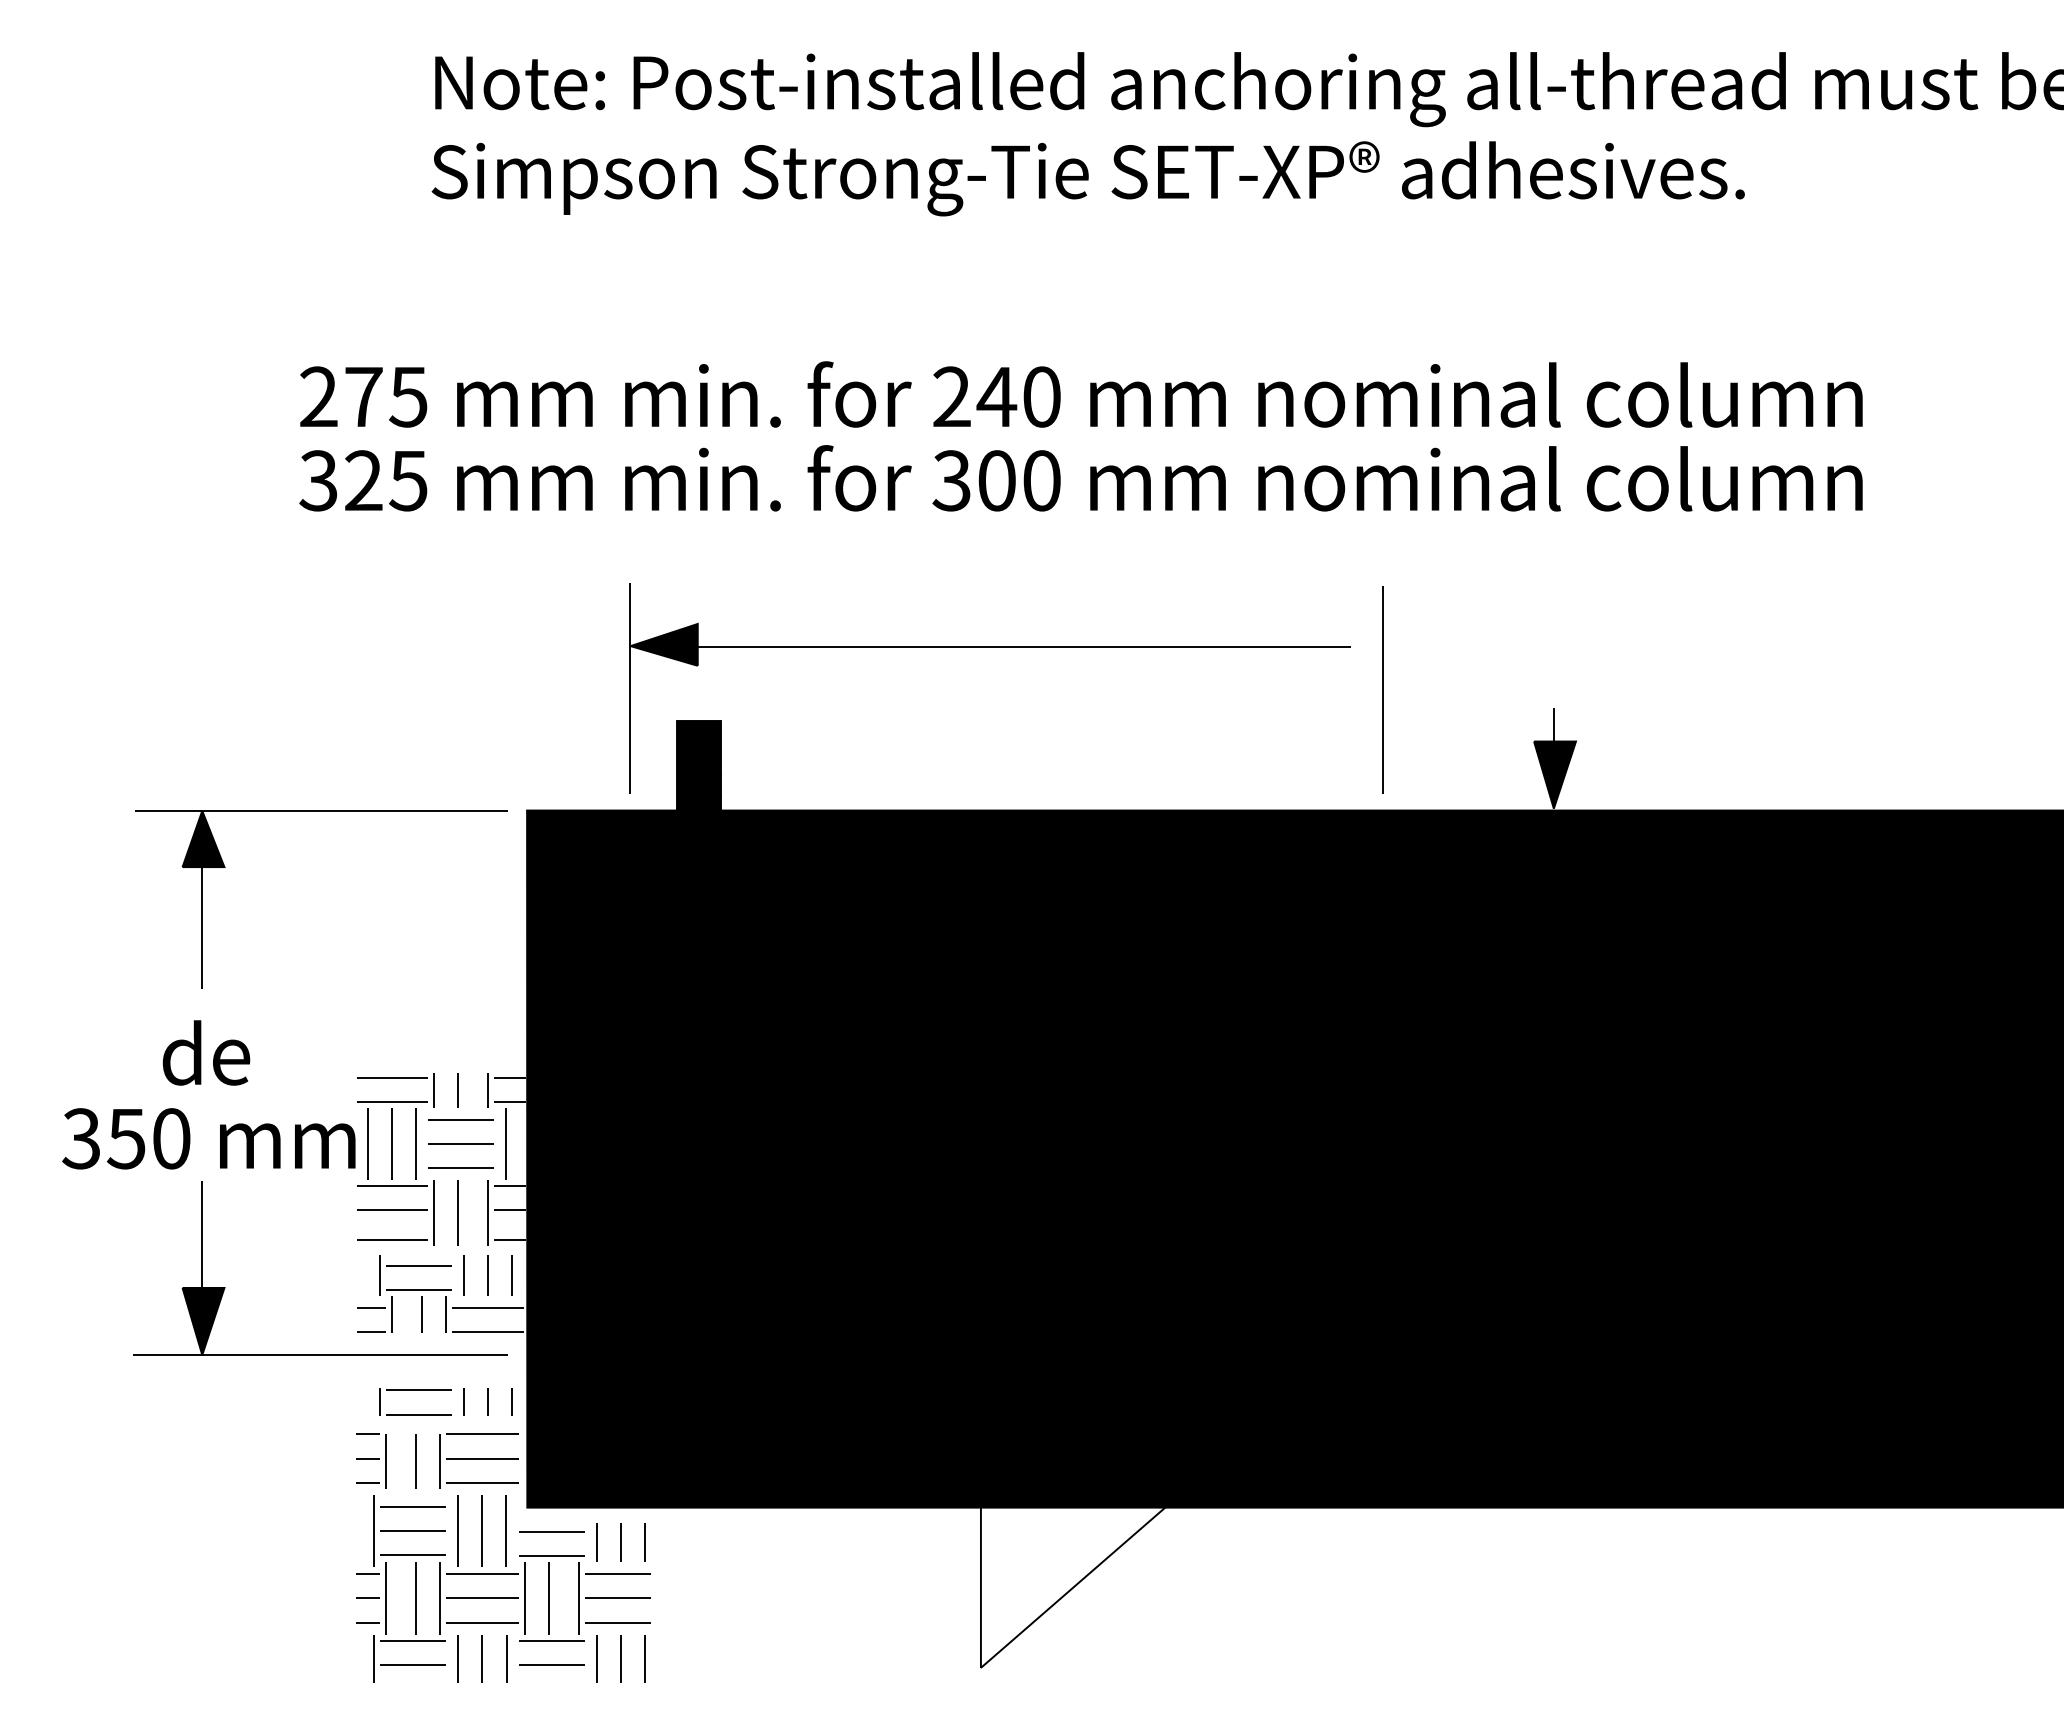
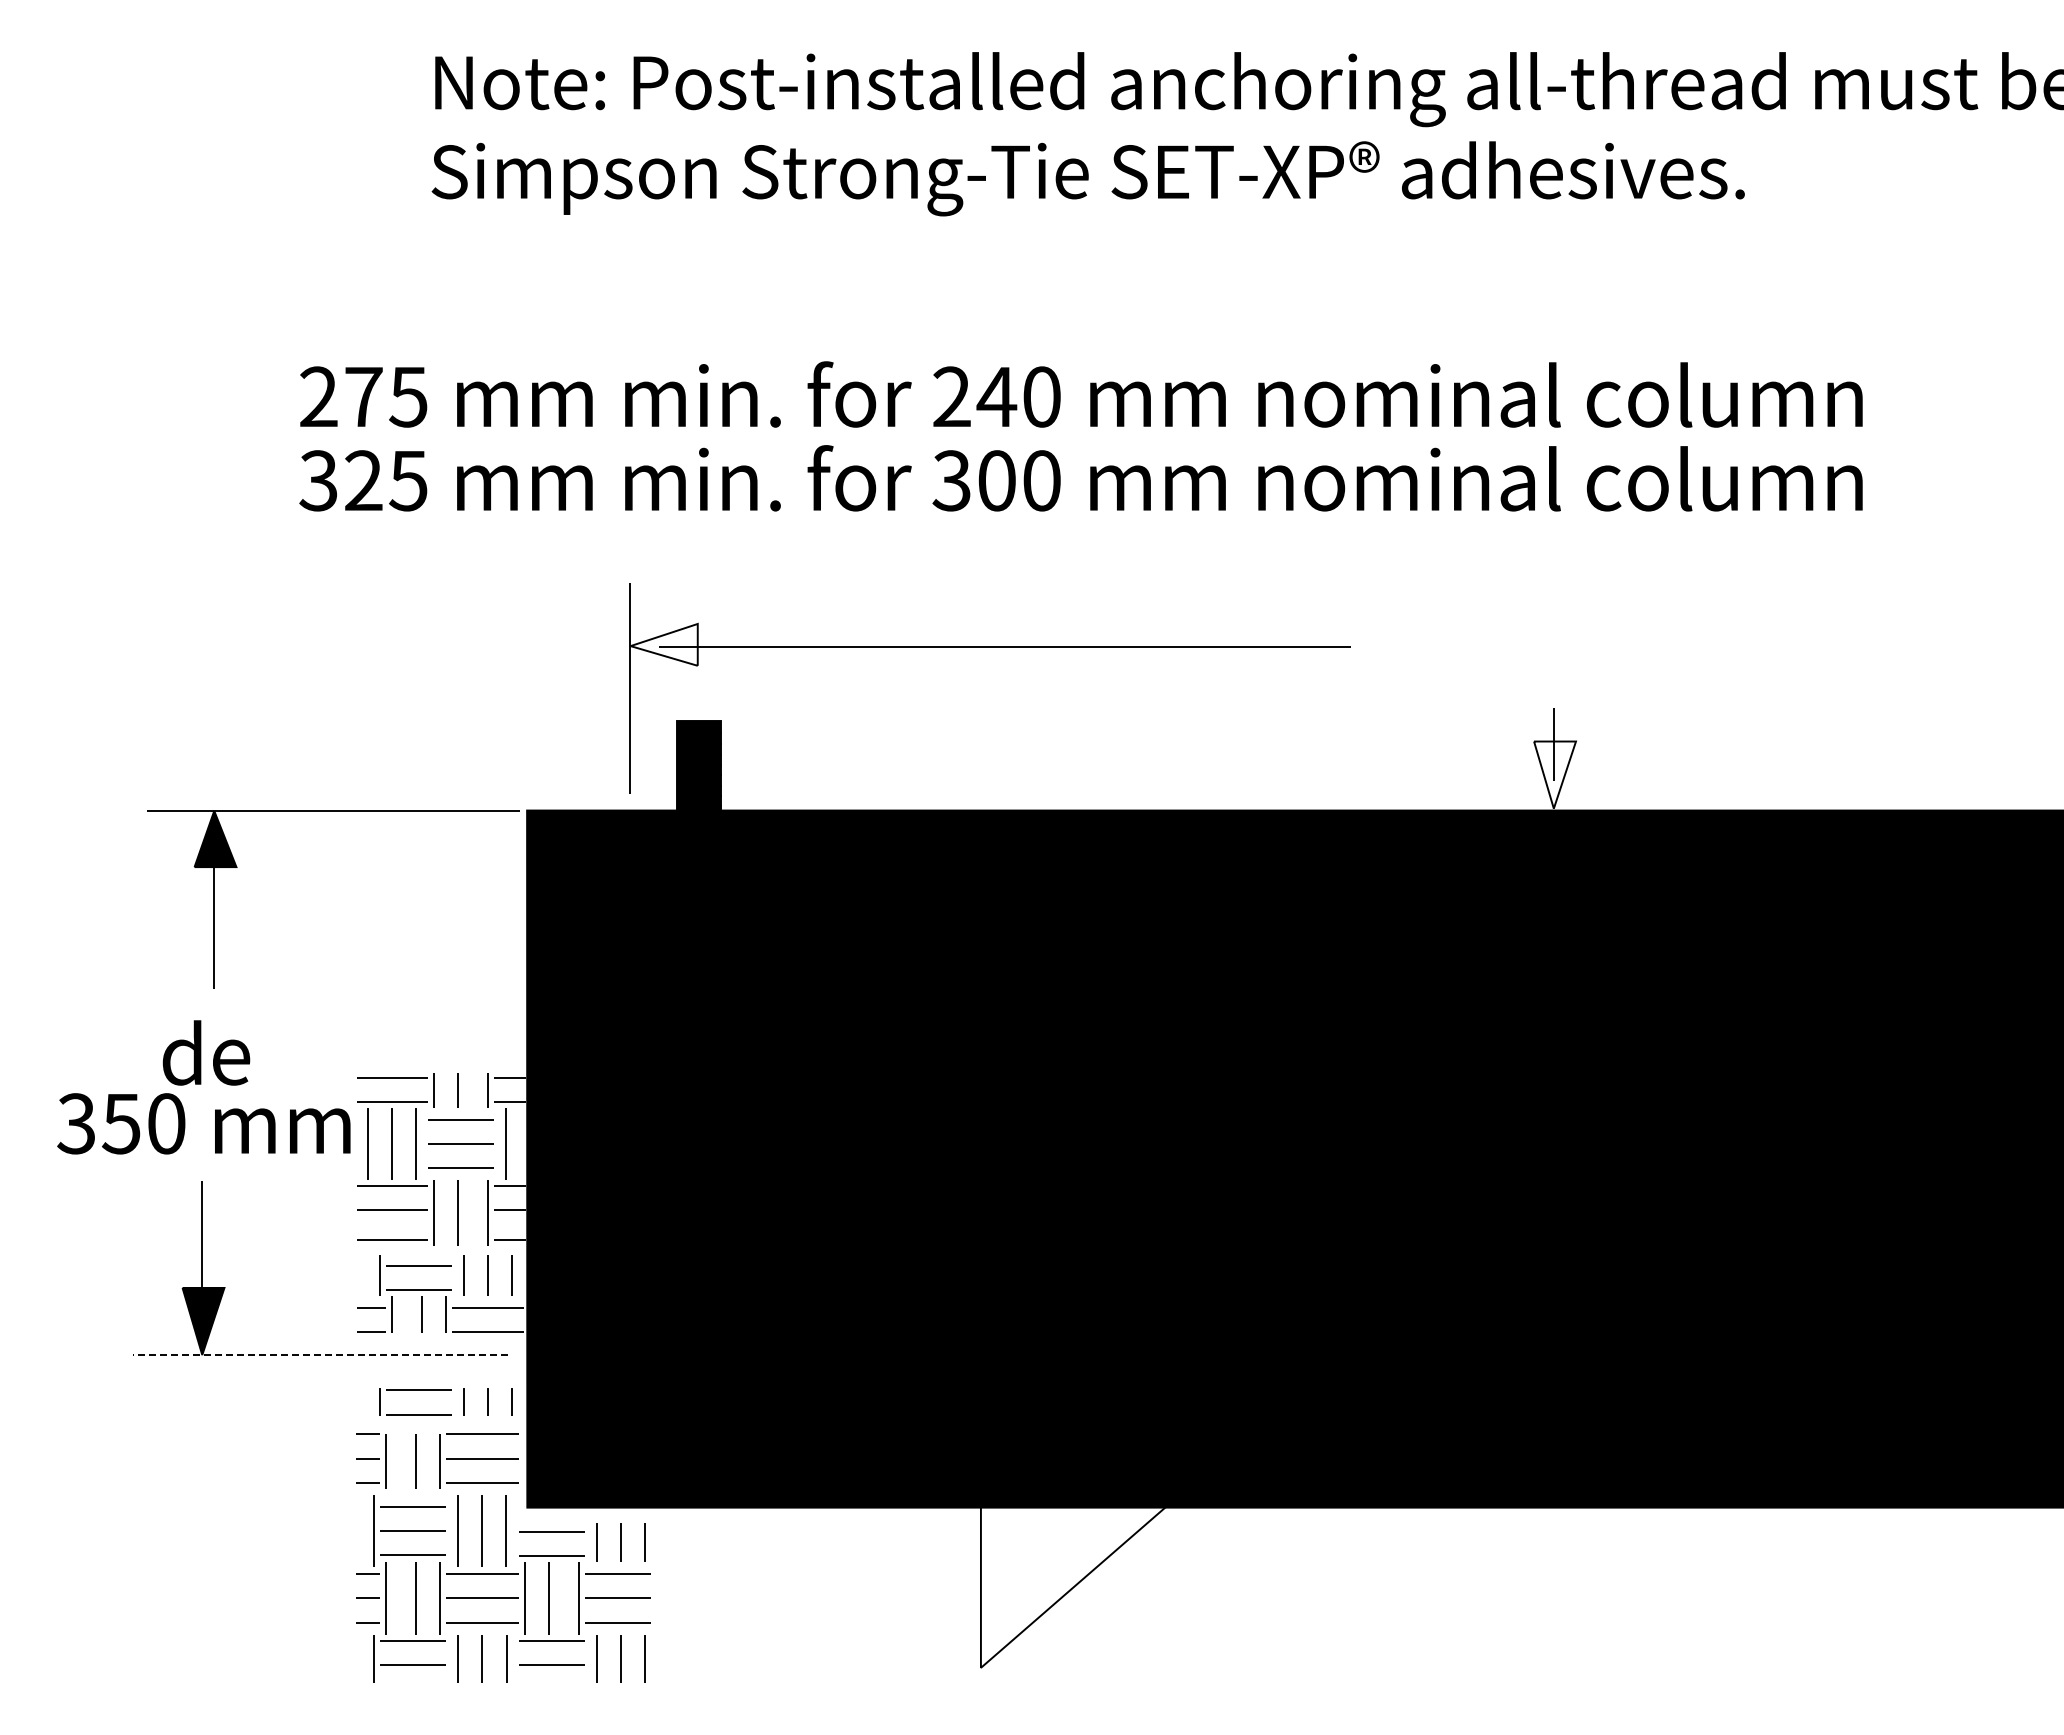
fill: present -> none (663, 644)
line: present -> none (1382, 689)
fill: present -> none (1555, 774)
part position: (321, 811) -> (333, 811) (333, 811)
text position: (208, 1138) -> (203, 1123) (203, 1123)
line: solid -> dashed (320, 1355)
